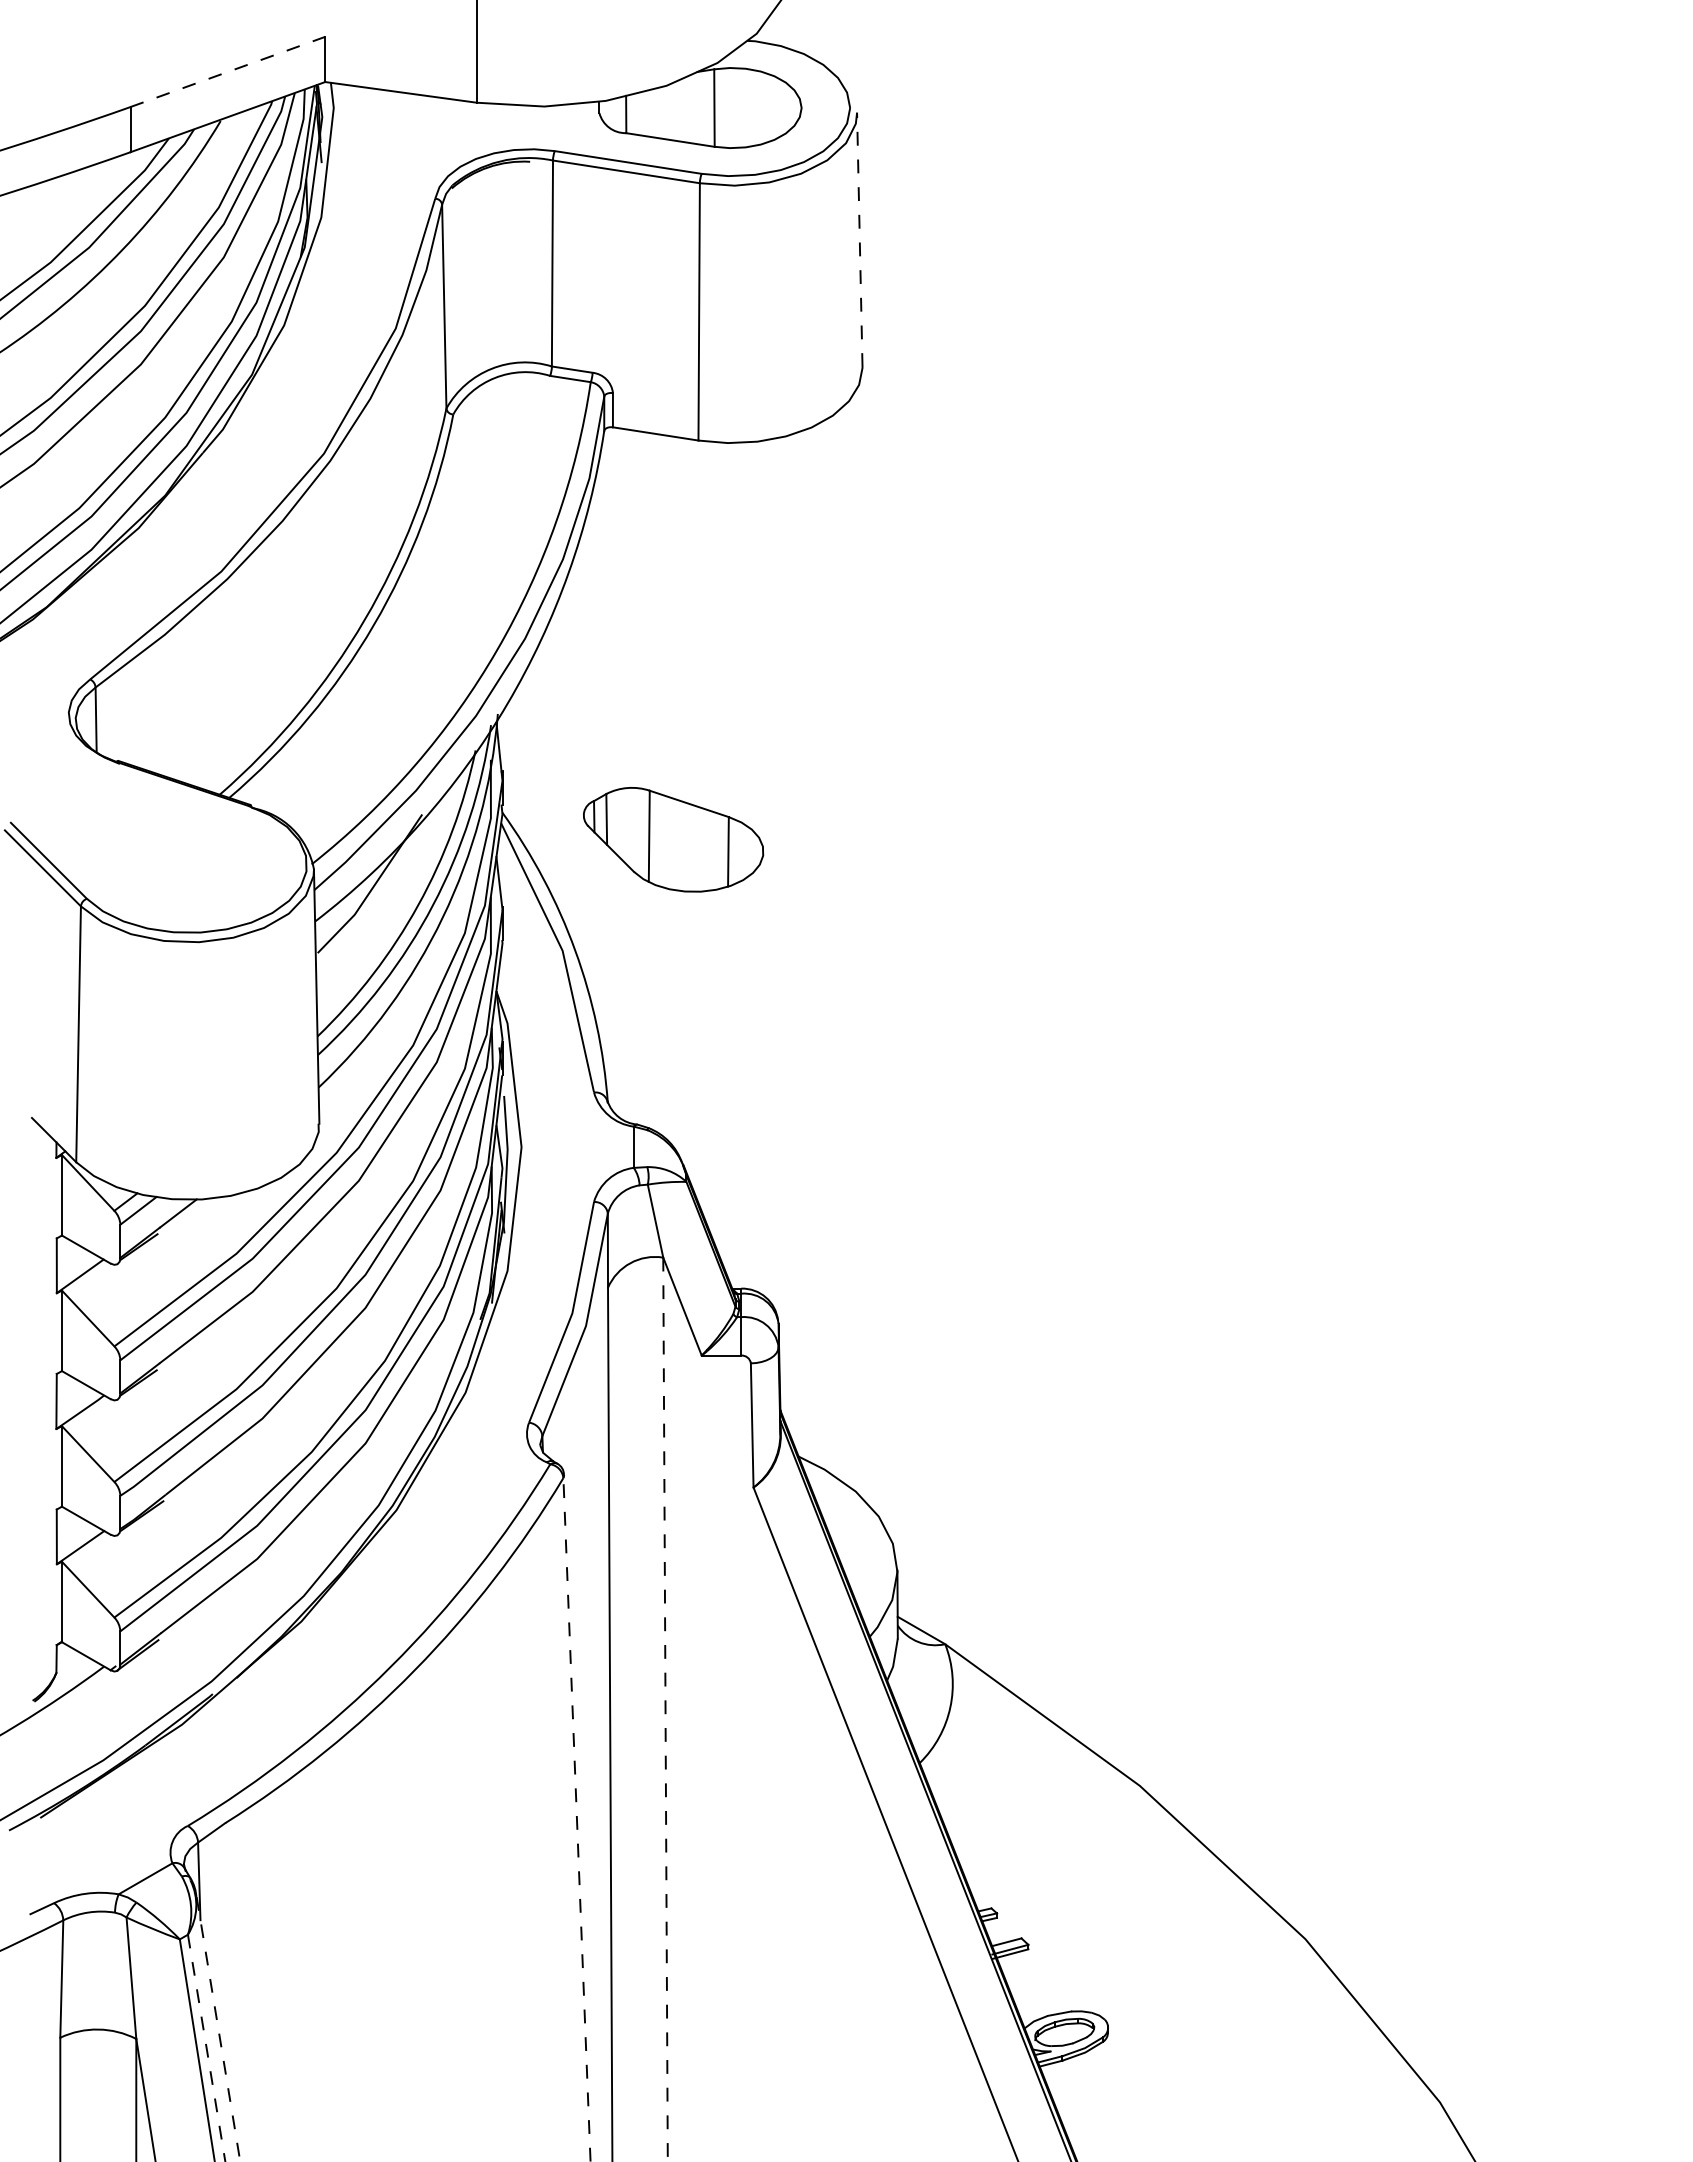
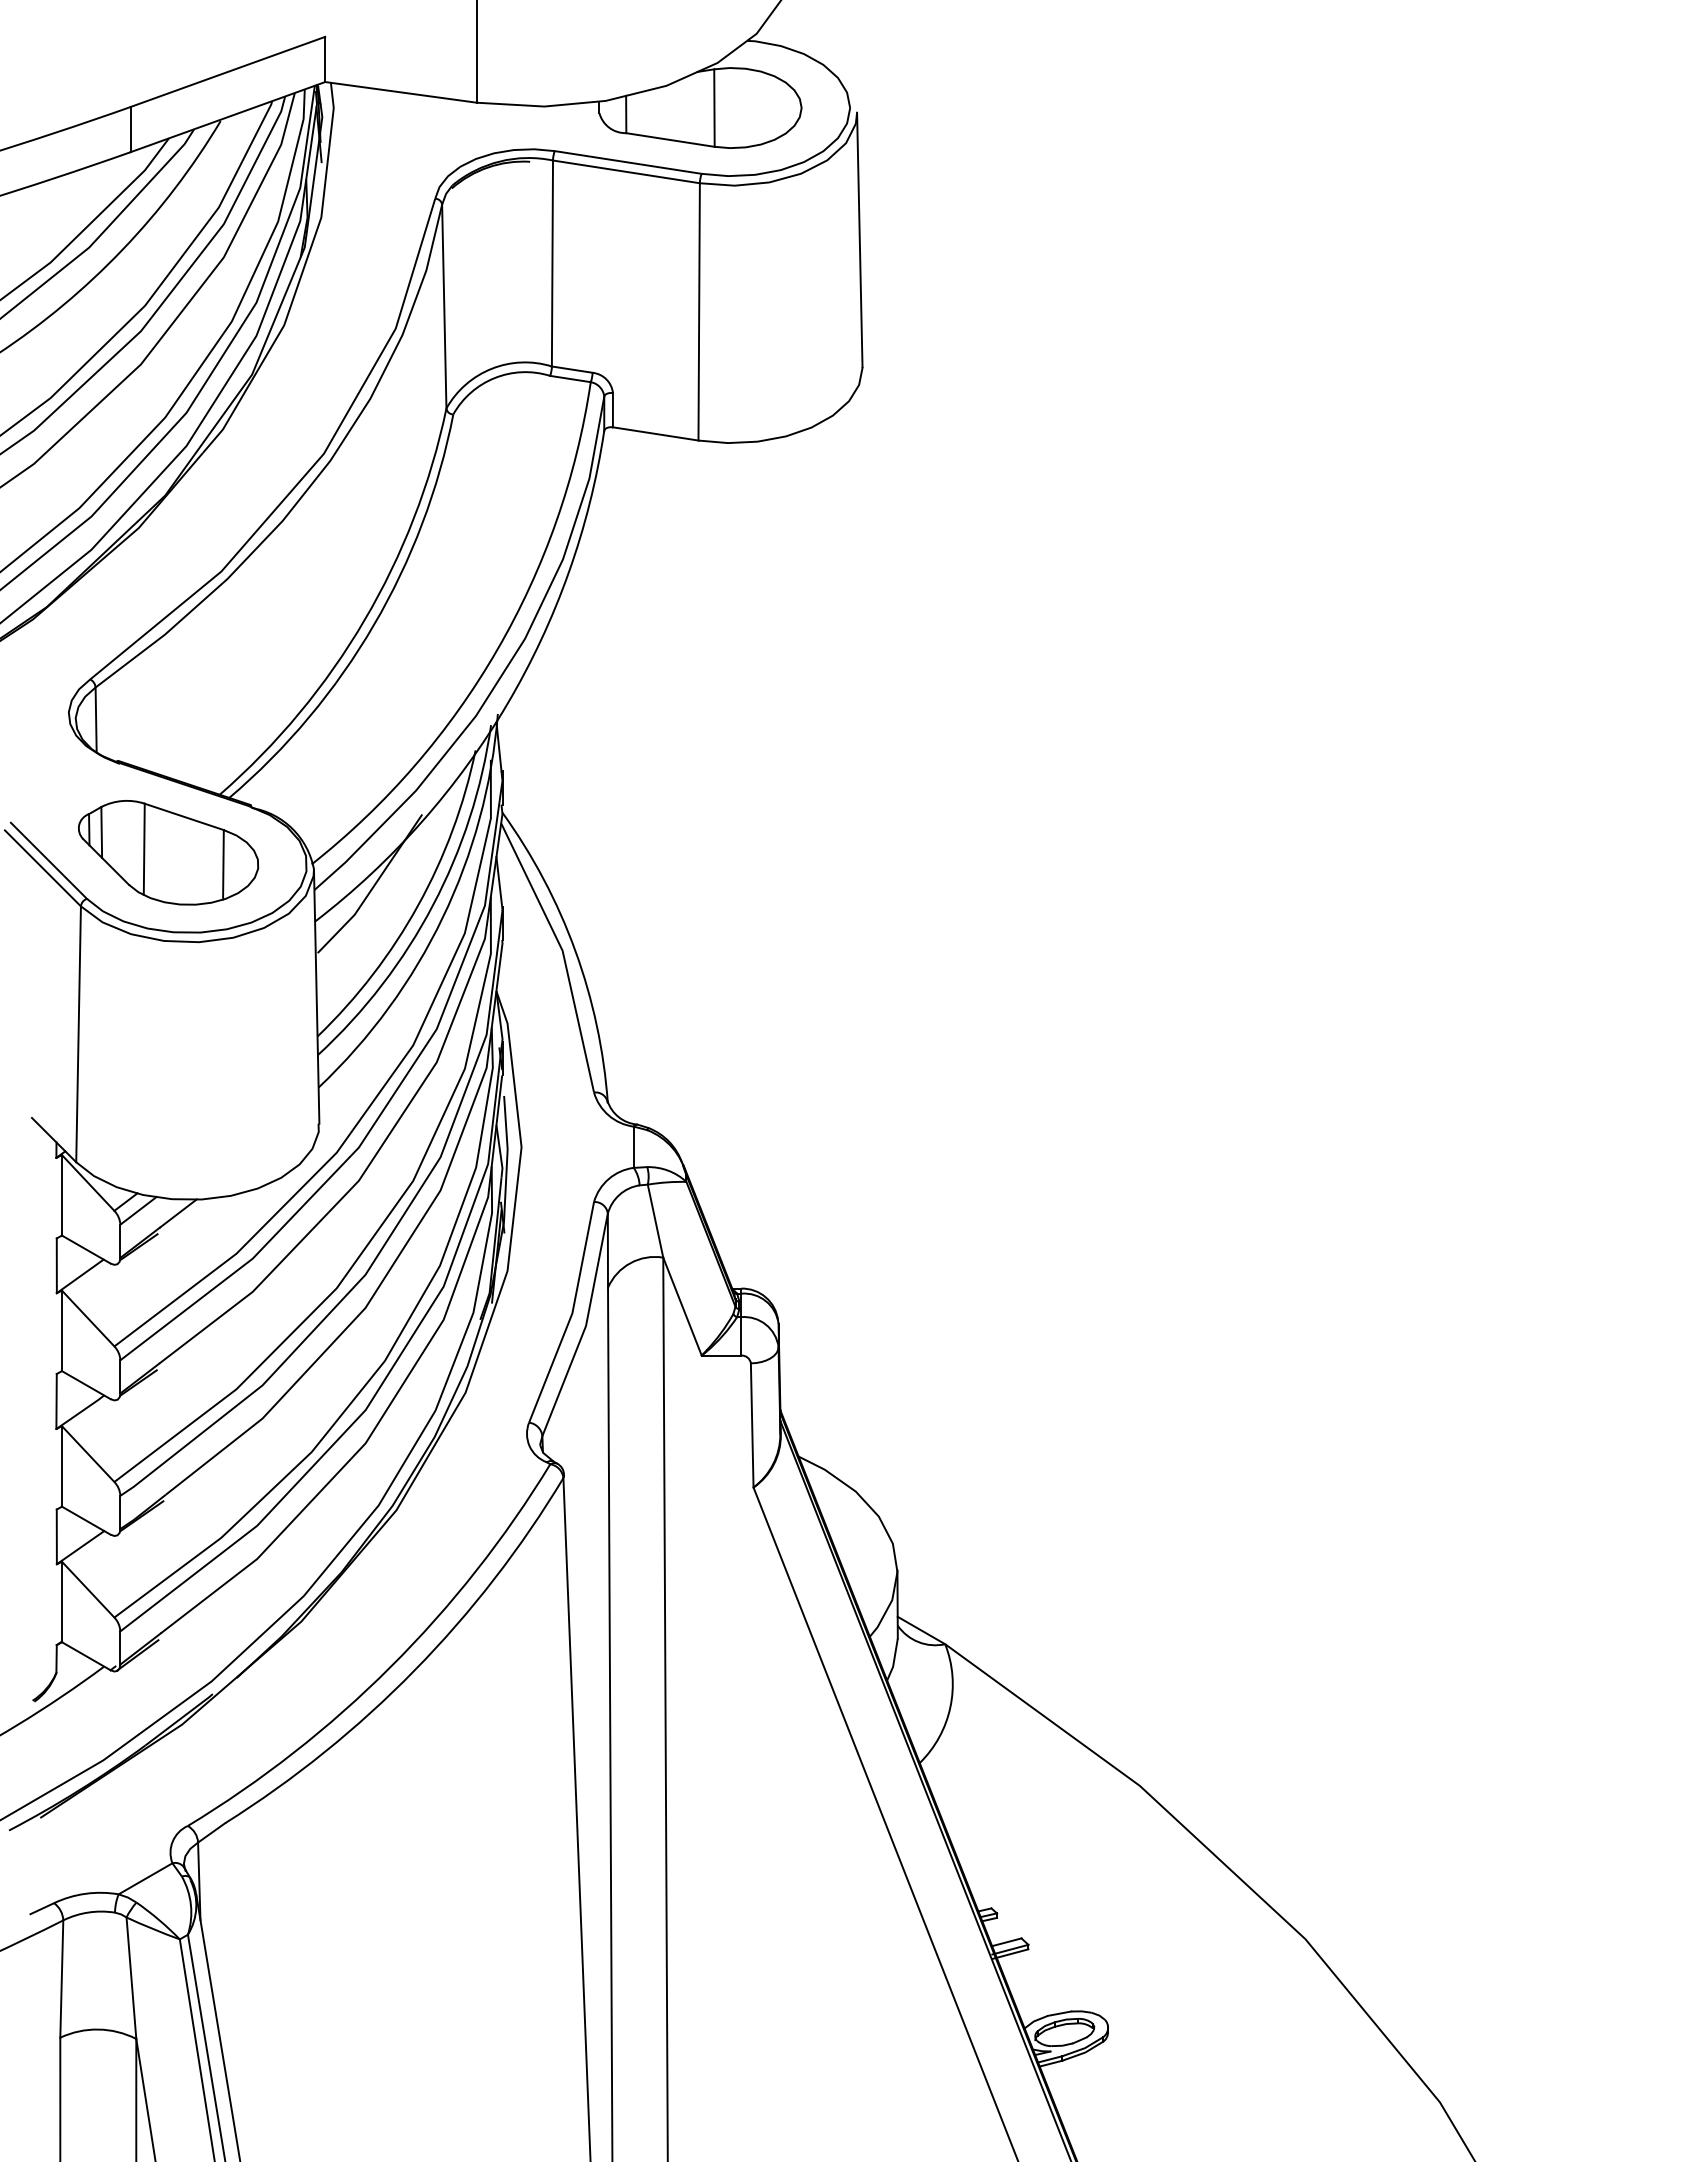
line: dashed -> solid (228, 71)
line: dashed -> solid (859, 239)
part position: (673, 839) -> (168, 852) (168, 852)
line: dashed -> solid (665, 1709)
line: dashed -> solid (576, 1819)
line: dashed -> solid (218, 2027)
line: dashed -> solid (206, 2048)
